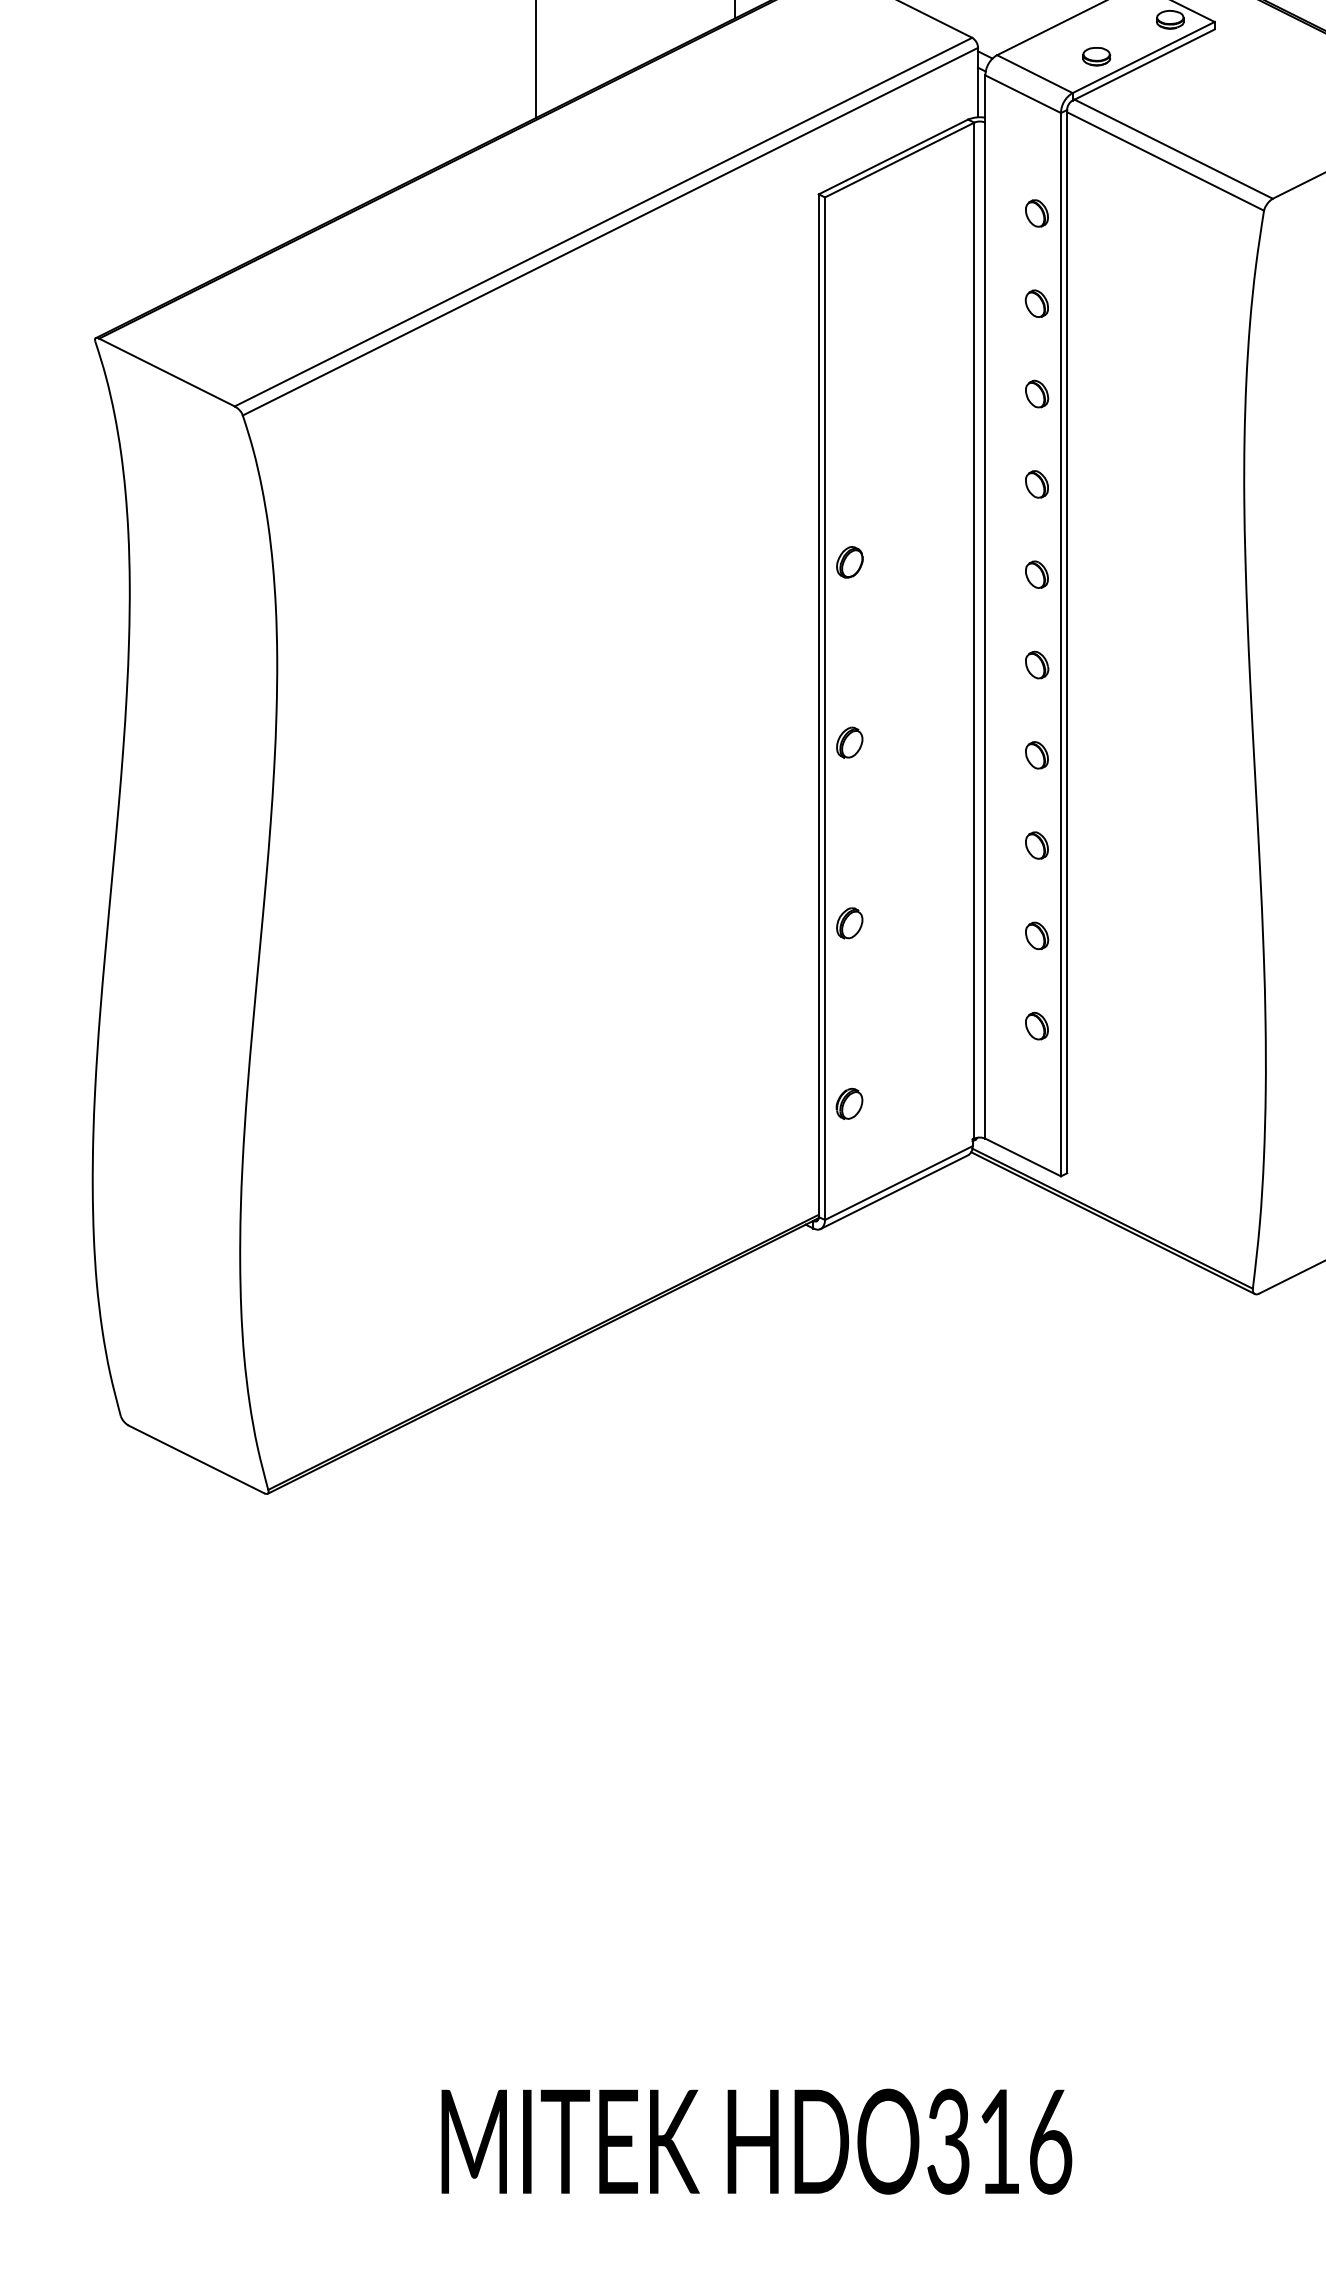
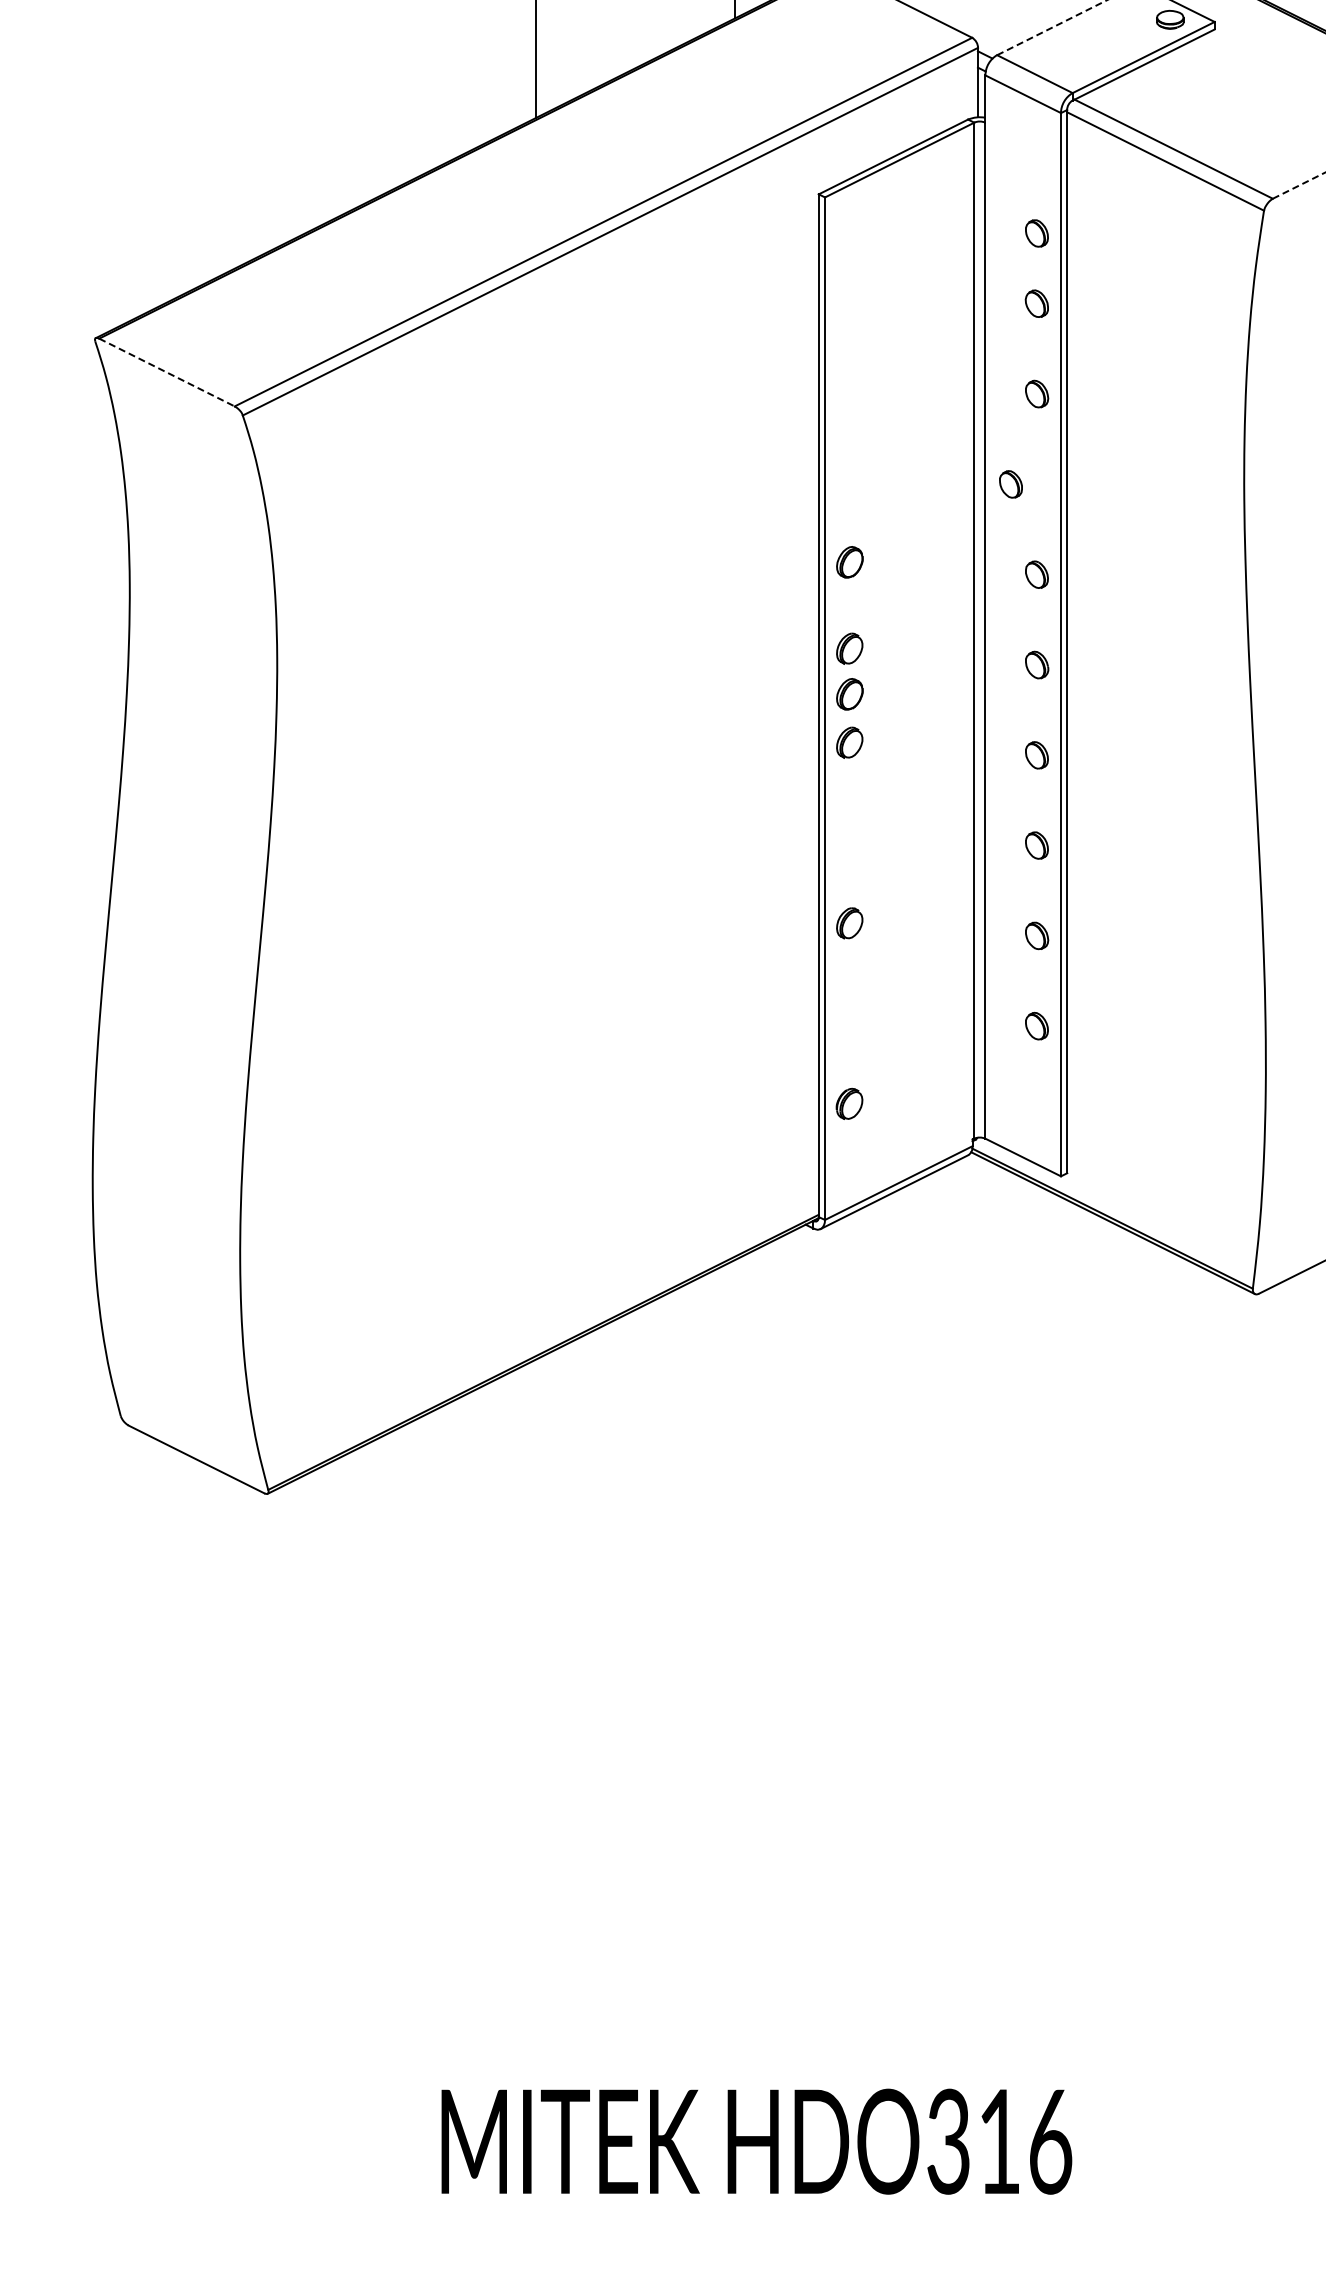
line: solid -> dashed (1052, 27)
part: present -> none (1096, 56)
line: solid -> dashed (1299, 185)
part position: (1036, 213) -> (1036, 233) (1036, 233)
line: solid -> dashed (167, 372)
part position: (1036, 484) -> (1010, 484) (1010, 484)
part: none -> present (849, 648)
part: none -> present (849, 694)
